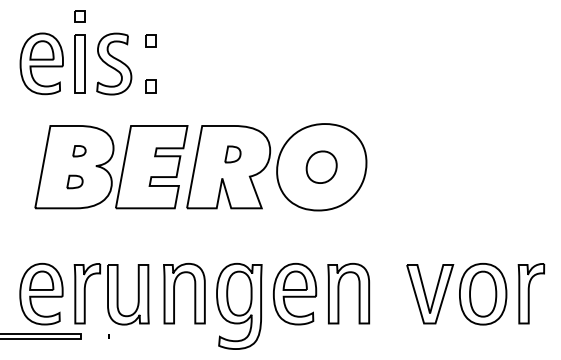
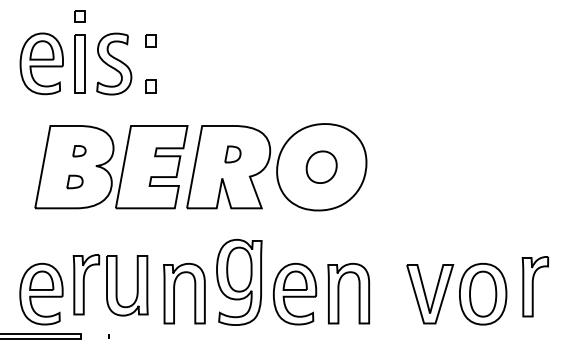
part position: (531, 293) -> (535, 286) (535, 286)
part position: (111, 294) -> (110, 285) (110, 285)
part position: (239, 306) -> (239, 282) (239, 282)
